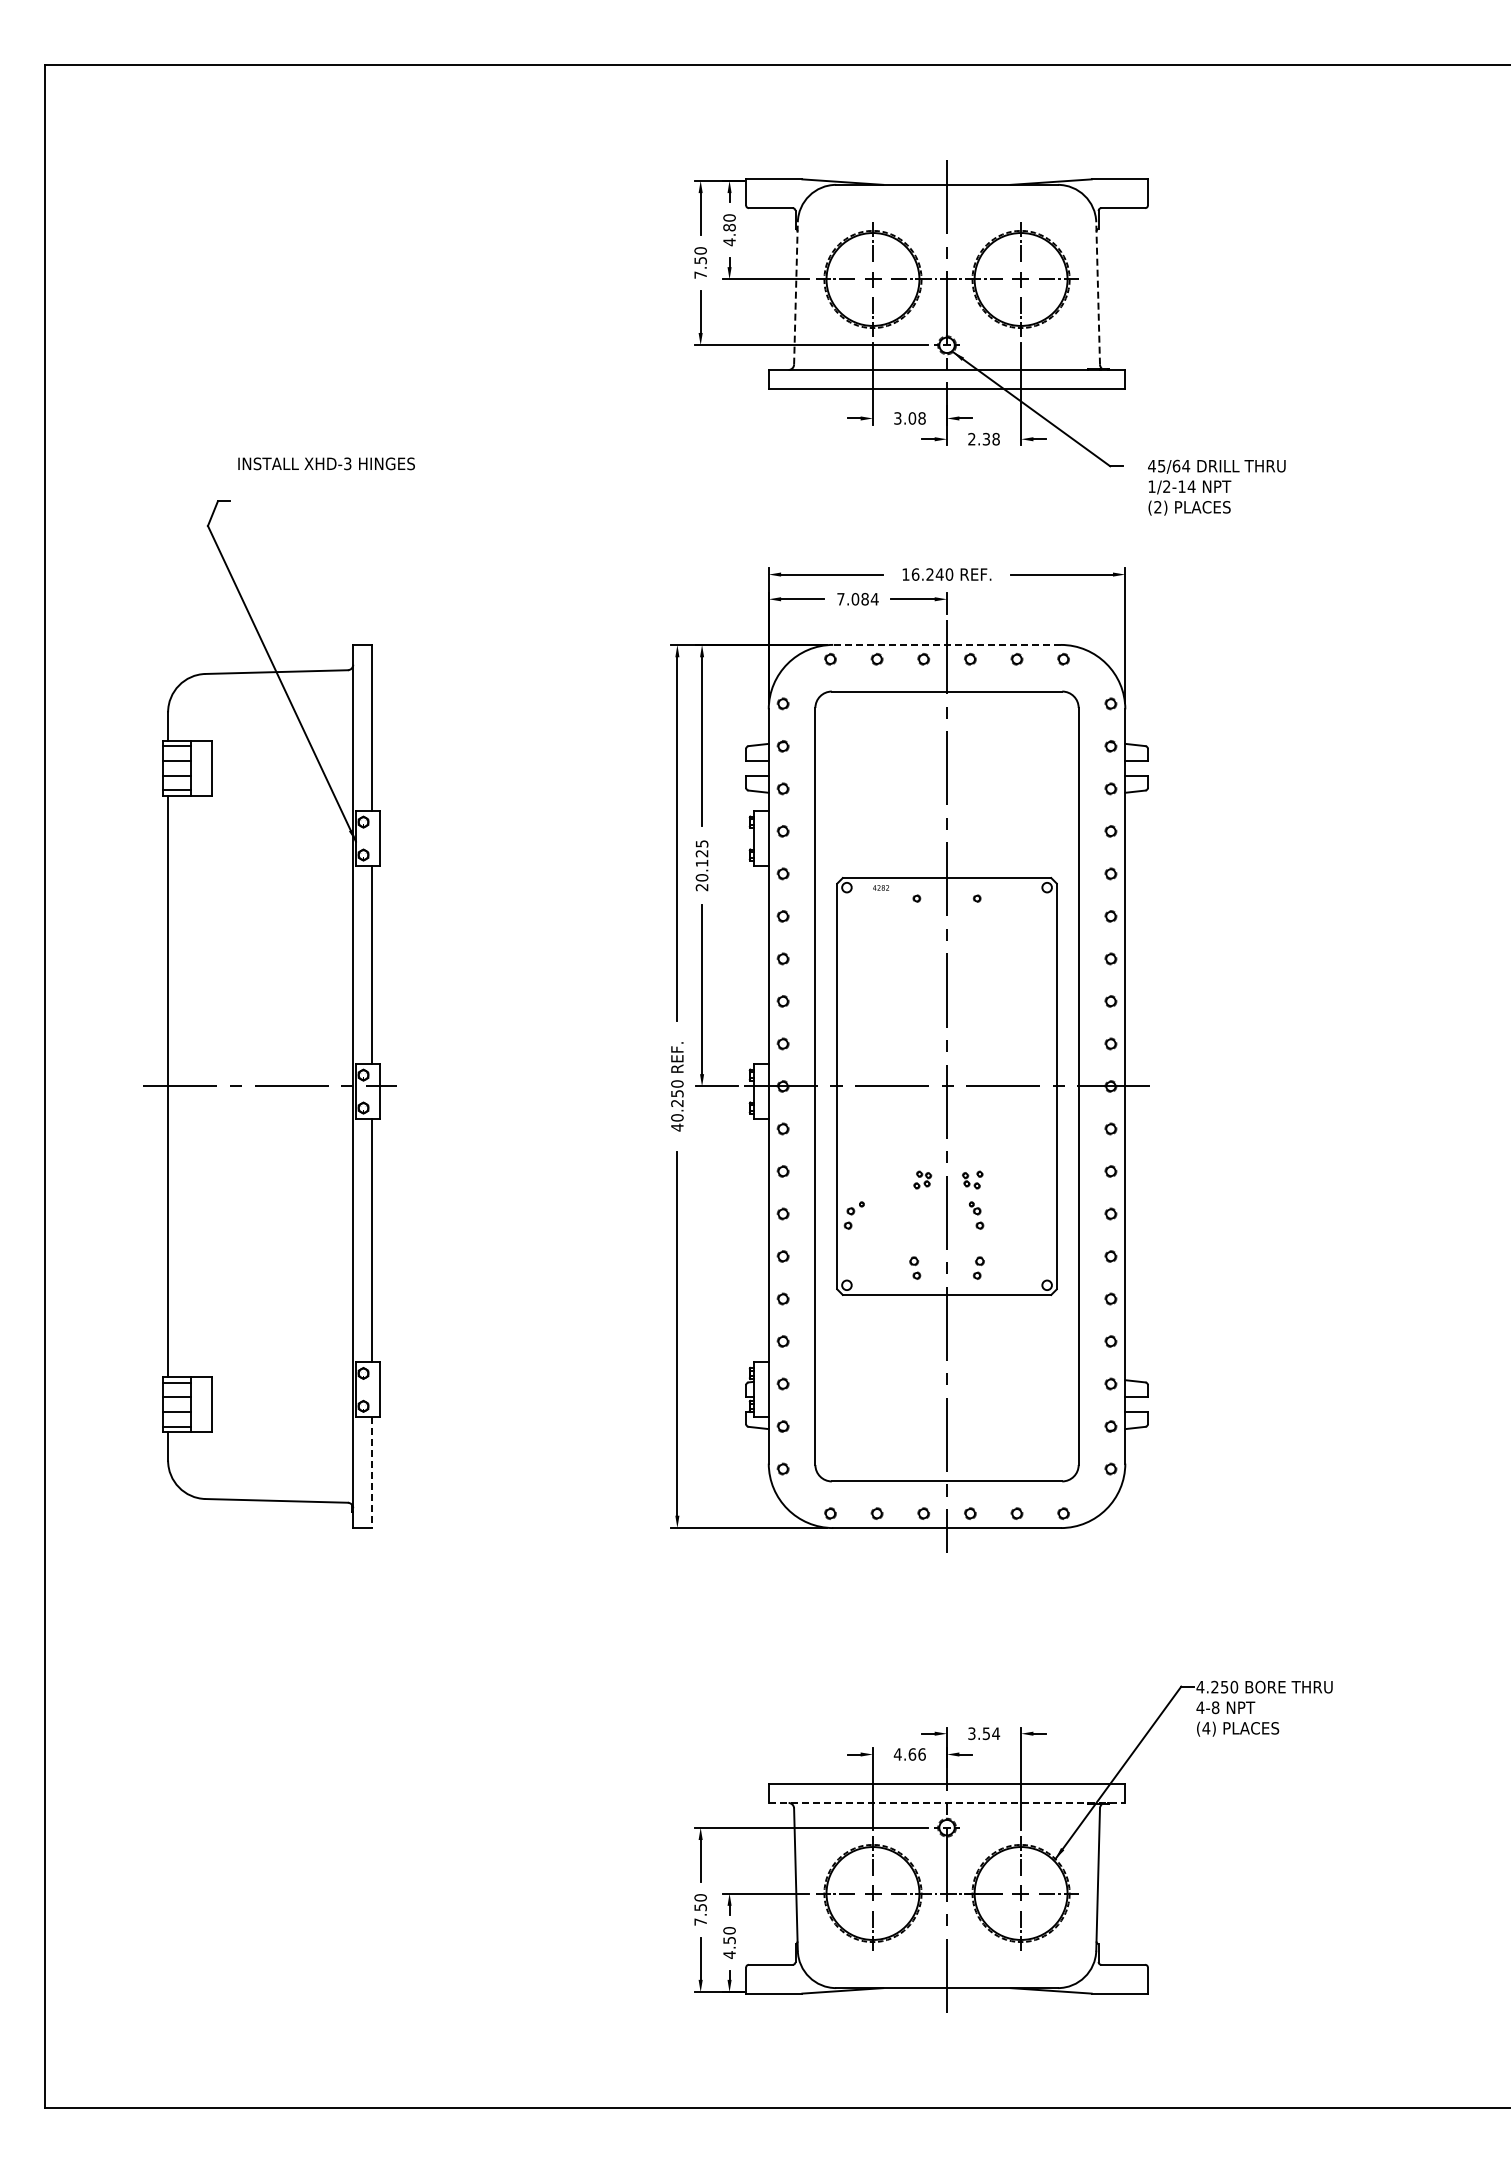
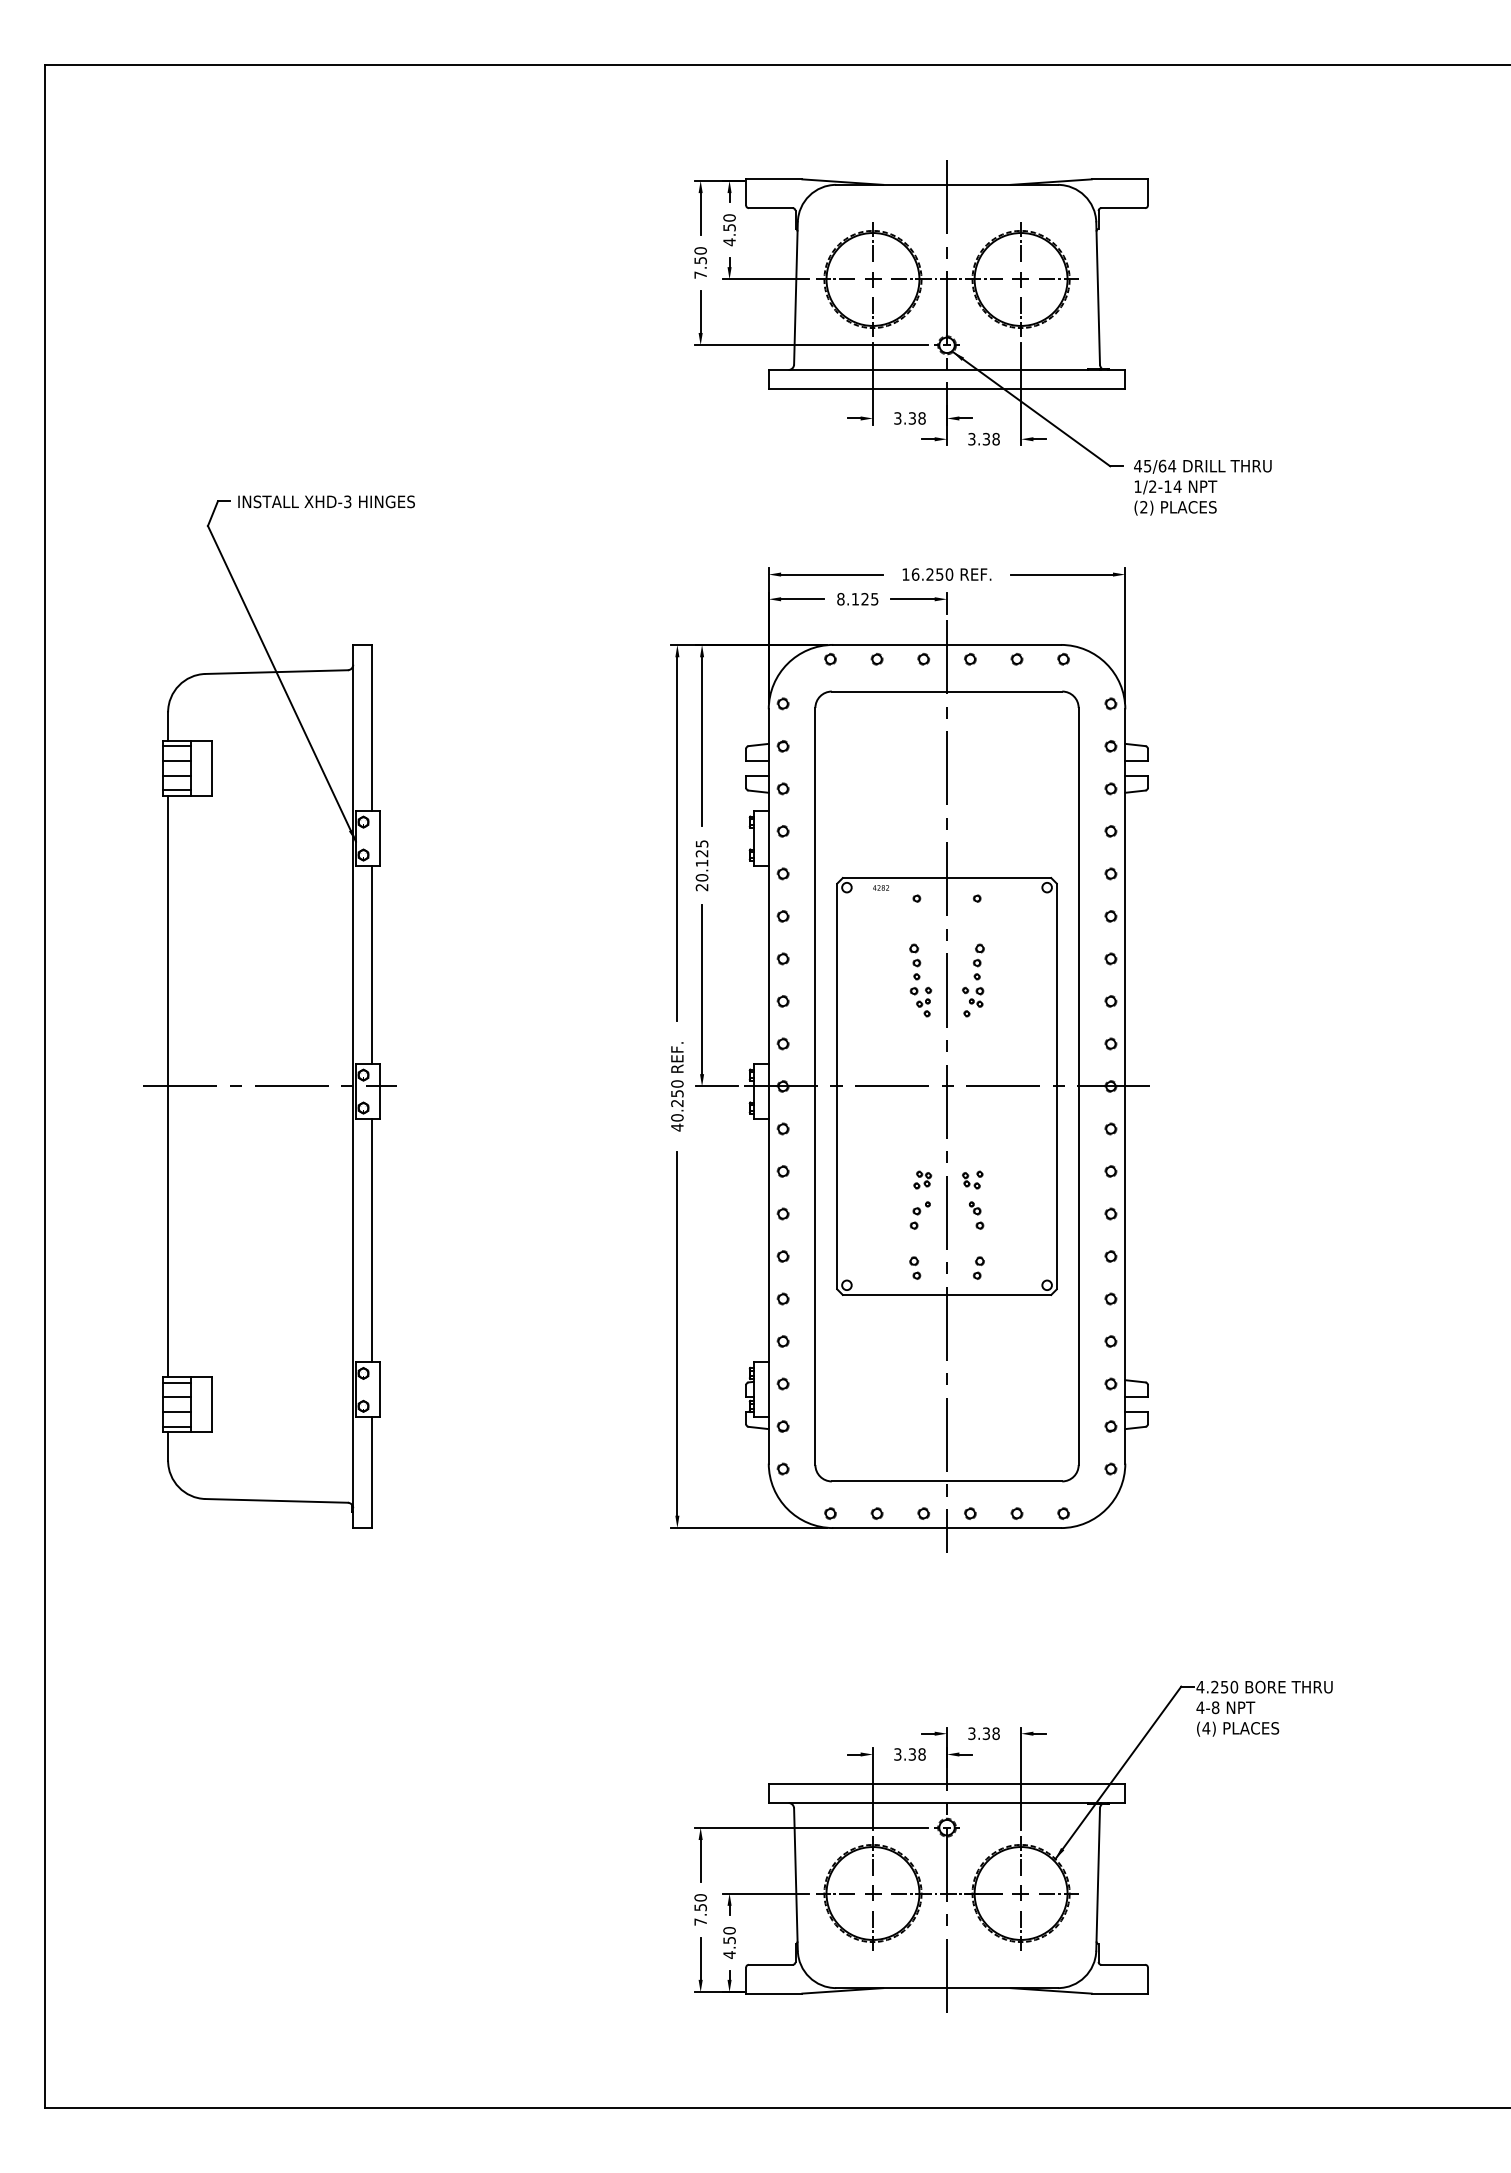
text: 4.80 -> 4.50 (729, 227)
line: dashed -> solid (795, 292)
line: dashed -> solid (1098, 292)
text: 3.08 -> 3.38 (912, 418)
text: 2.38 -> 3.38 (971, 439)
text position: (326, 463) -> (326, 501) (326, 501)
text position: (1216, 487) -> (1202, 487) (1202, 487)
text: 16.240 -> 16.250 (939, 574)
text: 7.084 -> 8.125 (857, 599)
line: dashed -> solid (947, 644)
part: none -> present (920, 980)
part: none -> present (973, 980)
part position: (853, 1215) -> (919, 1215) (919, 1215)
line: dashed -> solid (372, 1473)
text: 3.54 -> 3.38 (991, 1733)
text: 4.66 -> 3.38 (909, 1754)
line: dashed -> solid (947, 1802)
